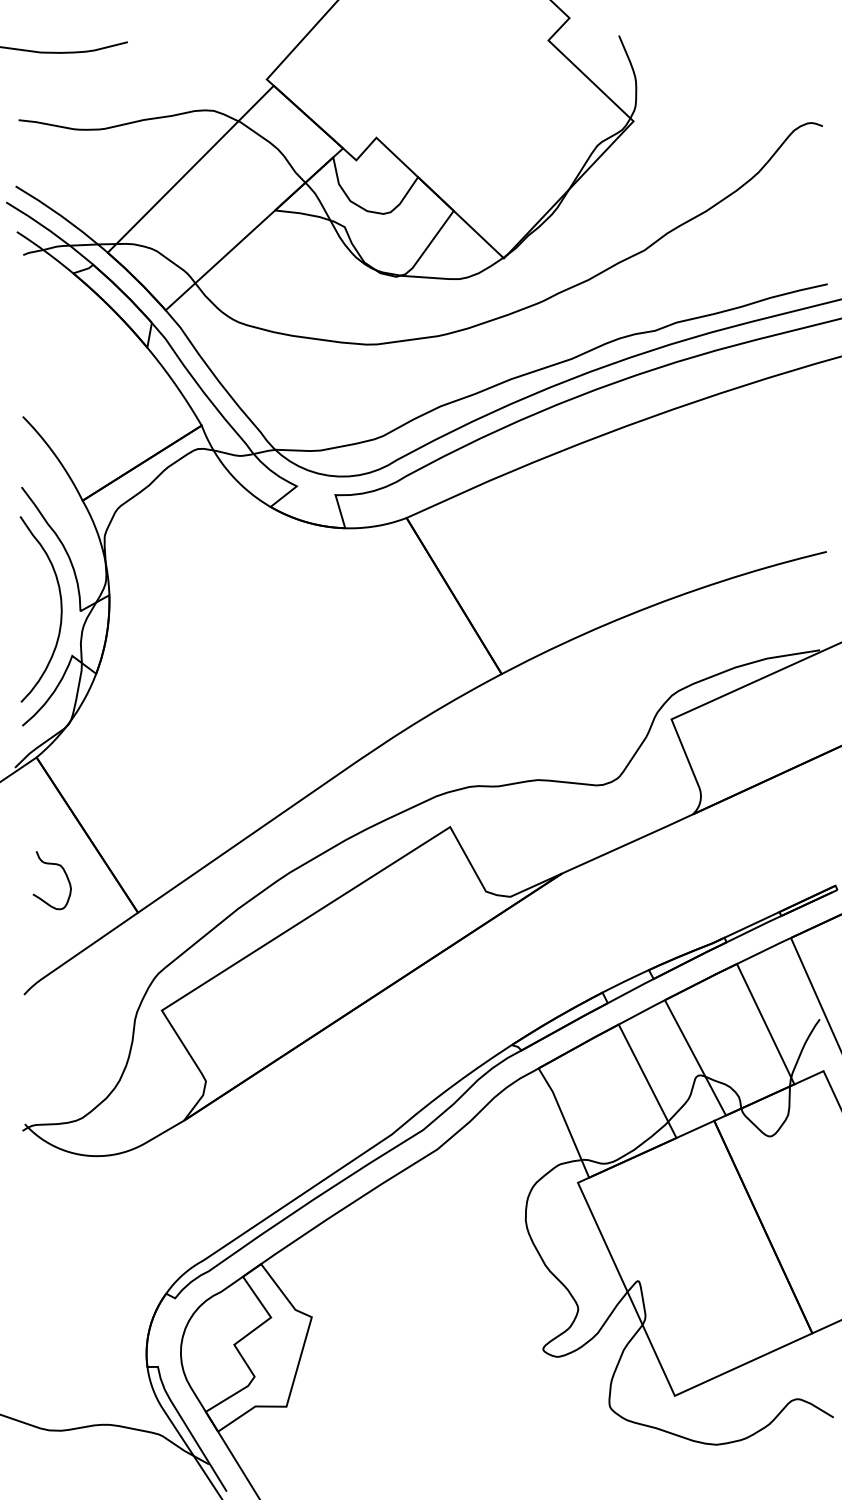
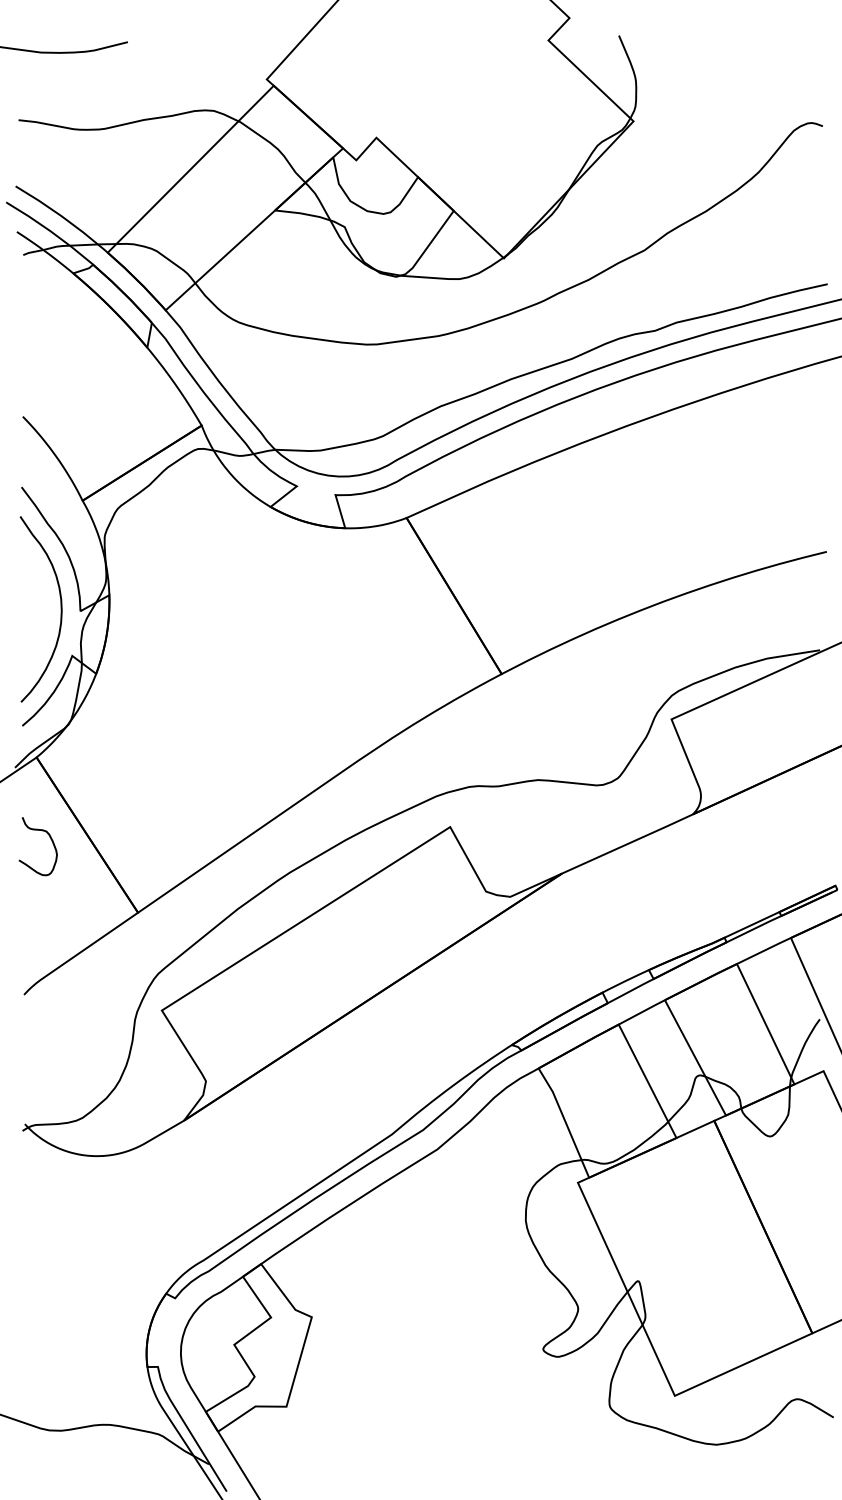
curve position: (64, 873) -> (50, 839) (50, 839)
